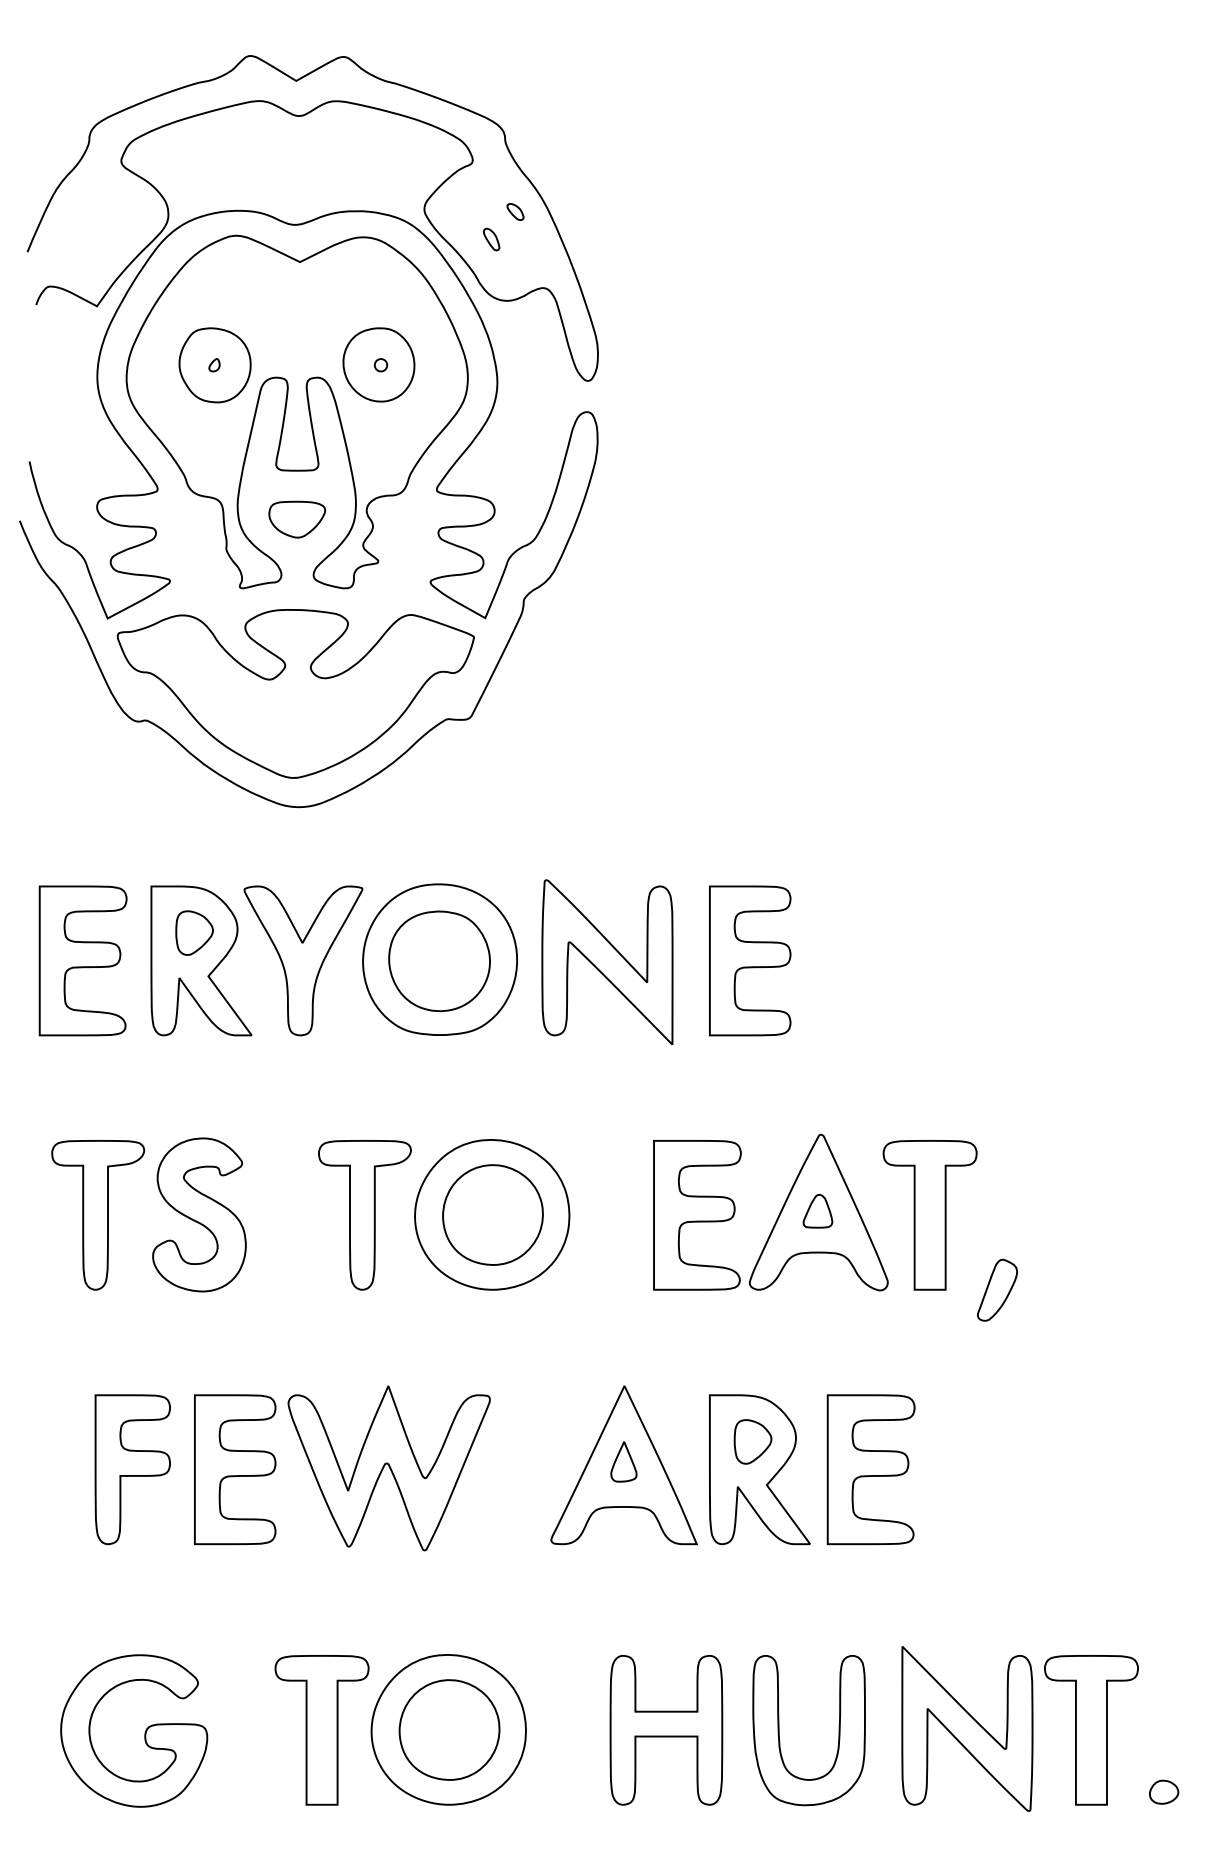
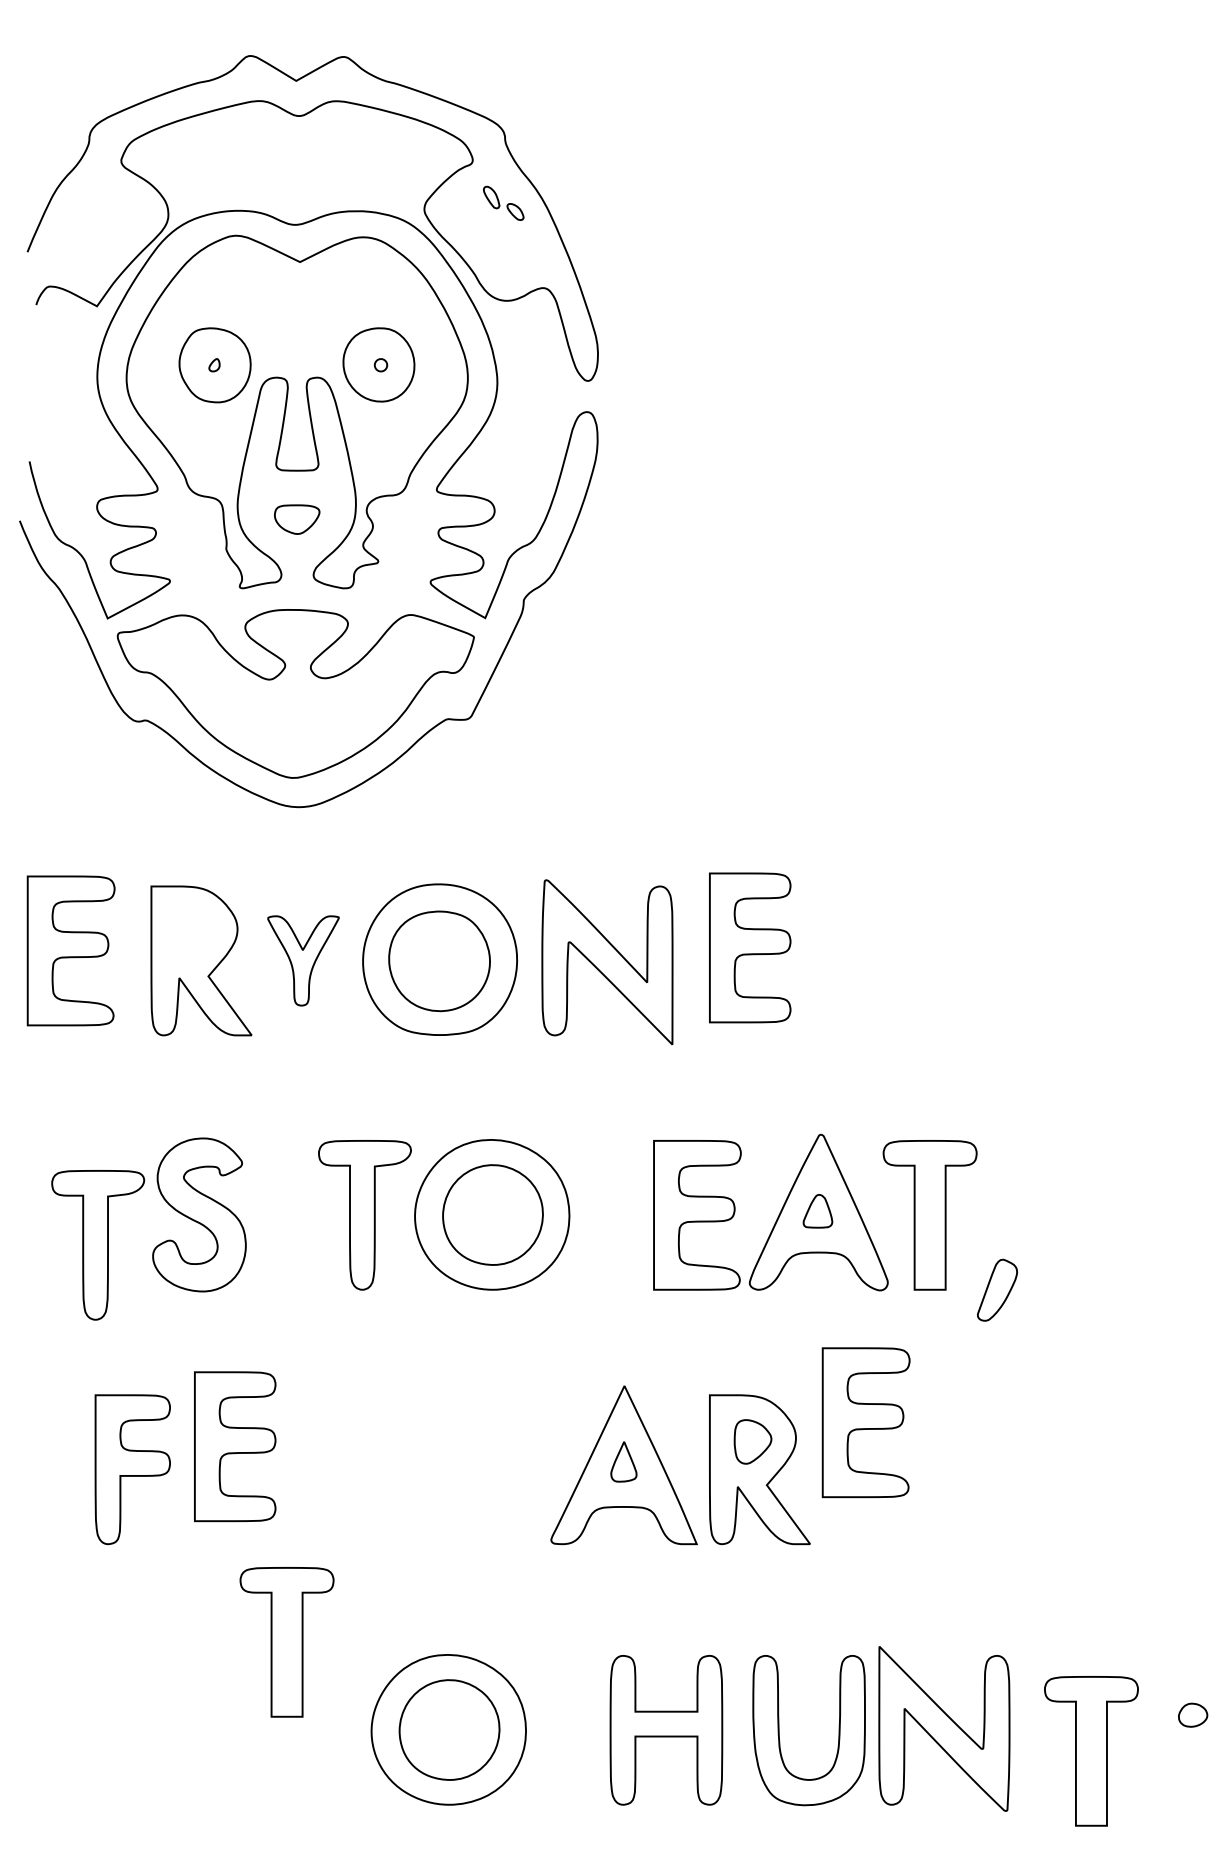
part position: (491, 239) -> (491, 197) (491, 197)
part size: 58x39 px -> 47x31 px (297, 519)
part: present -> none (194, 932)
part position: (82, 960) -> (70, 950) (70, 950)
part size: 121x152 px -> 73x92 px (303, 960)
part position: (750, 960) -> (750, 947) (750, 947)
part position: (98, 1215) -> (98, 1245) (98, 1245)
part: present -> none (388, 1468)
part position: (235, 1469) -> (235, 1446) (235, 1446)
part position: (870, 1469) -> (865, 1422) (865, 1422)
part position: (967, 1728) -> (944, 1728) (944, 1728)
part position: (321, 1730) -> (286, 1642) (286, 1642)
part position: (1091, 1730) -> (1091, 1751) (1091, 1751)
part: present -> none (144, 1732)
part position: (1164, 1791) -> (1193, 1714) (1193, 1714)
